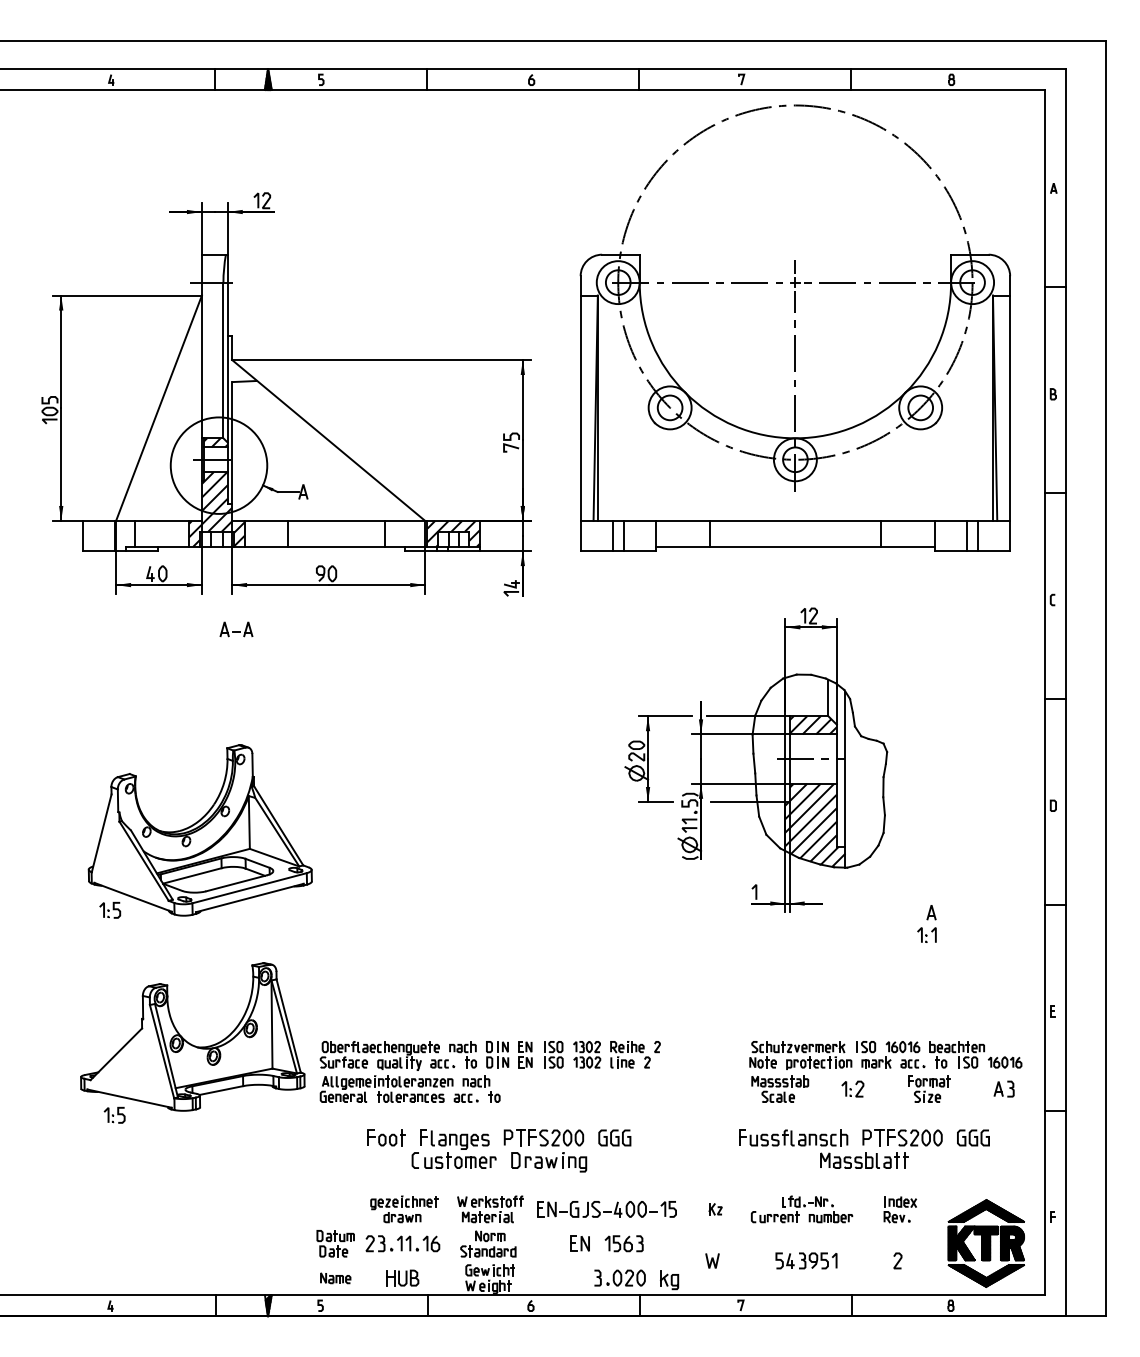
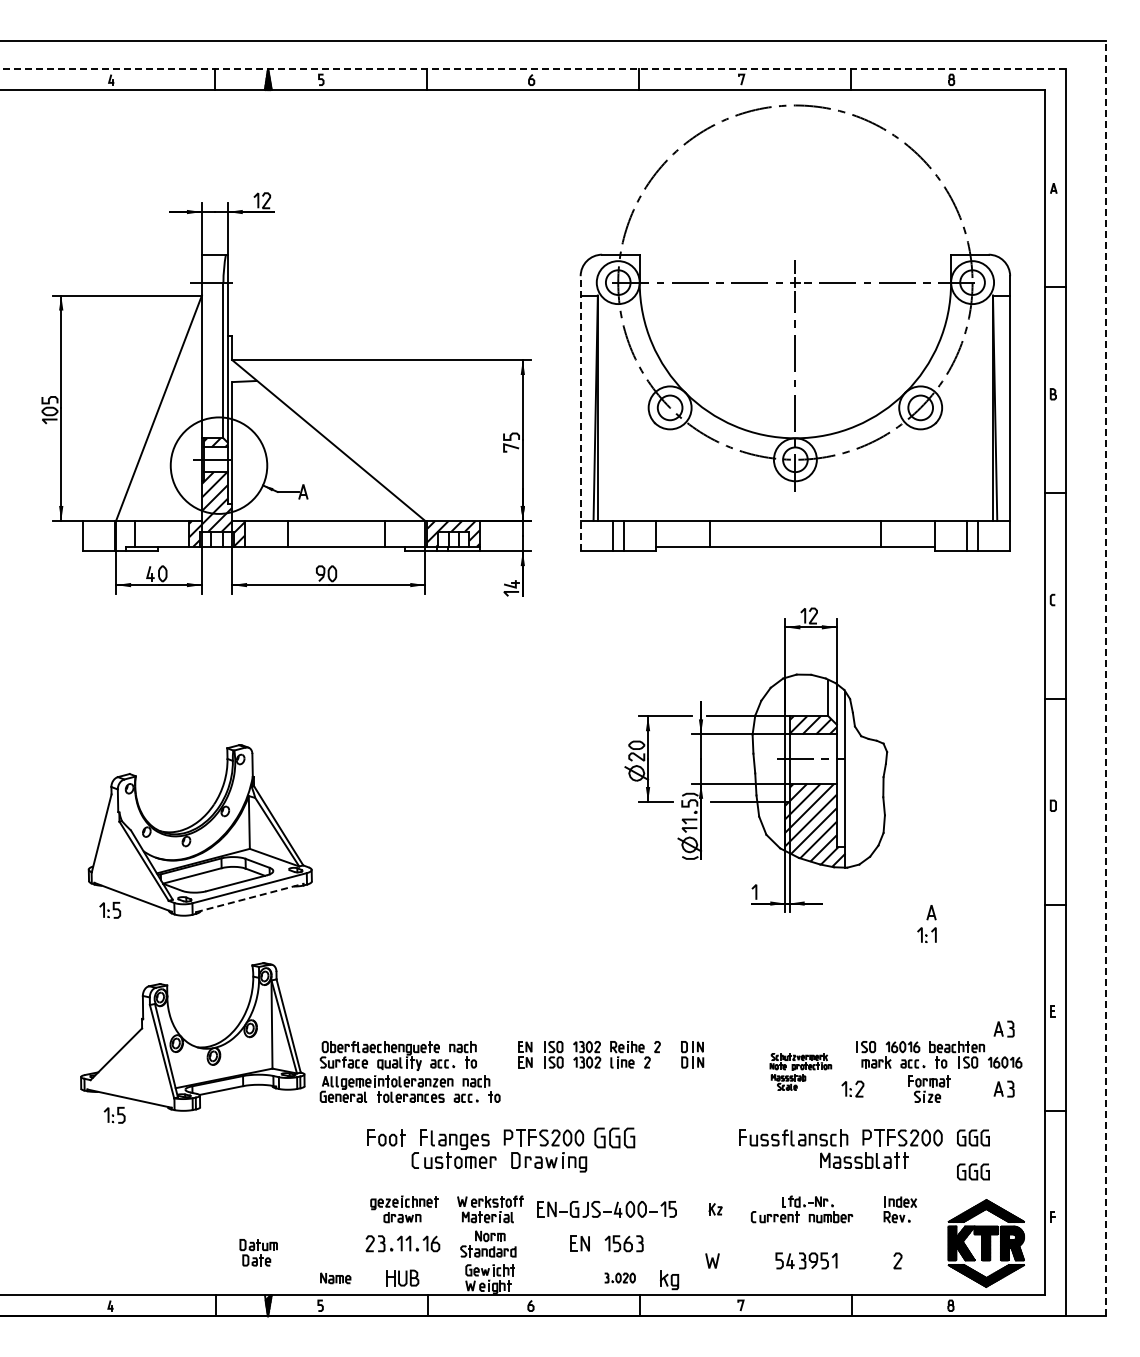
line: solid -> dashed (532, 69)
line: solid -> dashed (580, 413)
part: present -> none (236, 629)
line: solid -> dashed (1106, 678)
line: solid -> dashed (249, 898)
part: none -> present (1003, 1028)
part position: (497, 1054) -> (692, 1054) (692, 1054)
part size: 104x62 px -> 64x38 px (800, 1071)
part size: 34x18 px -> 42x22 px (614, 1137)
part: none -> present (973, 1171)
part position: (335, 1243) -> (258, 1252) (258, 1252)
part size: 52x18 px -> 32x12 px (619, 1277)
